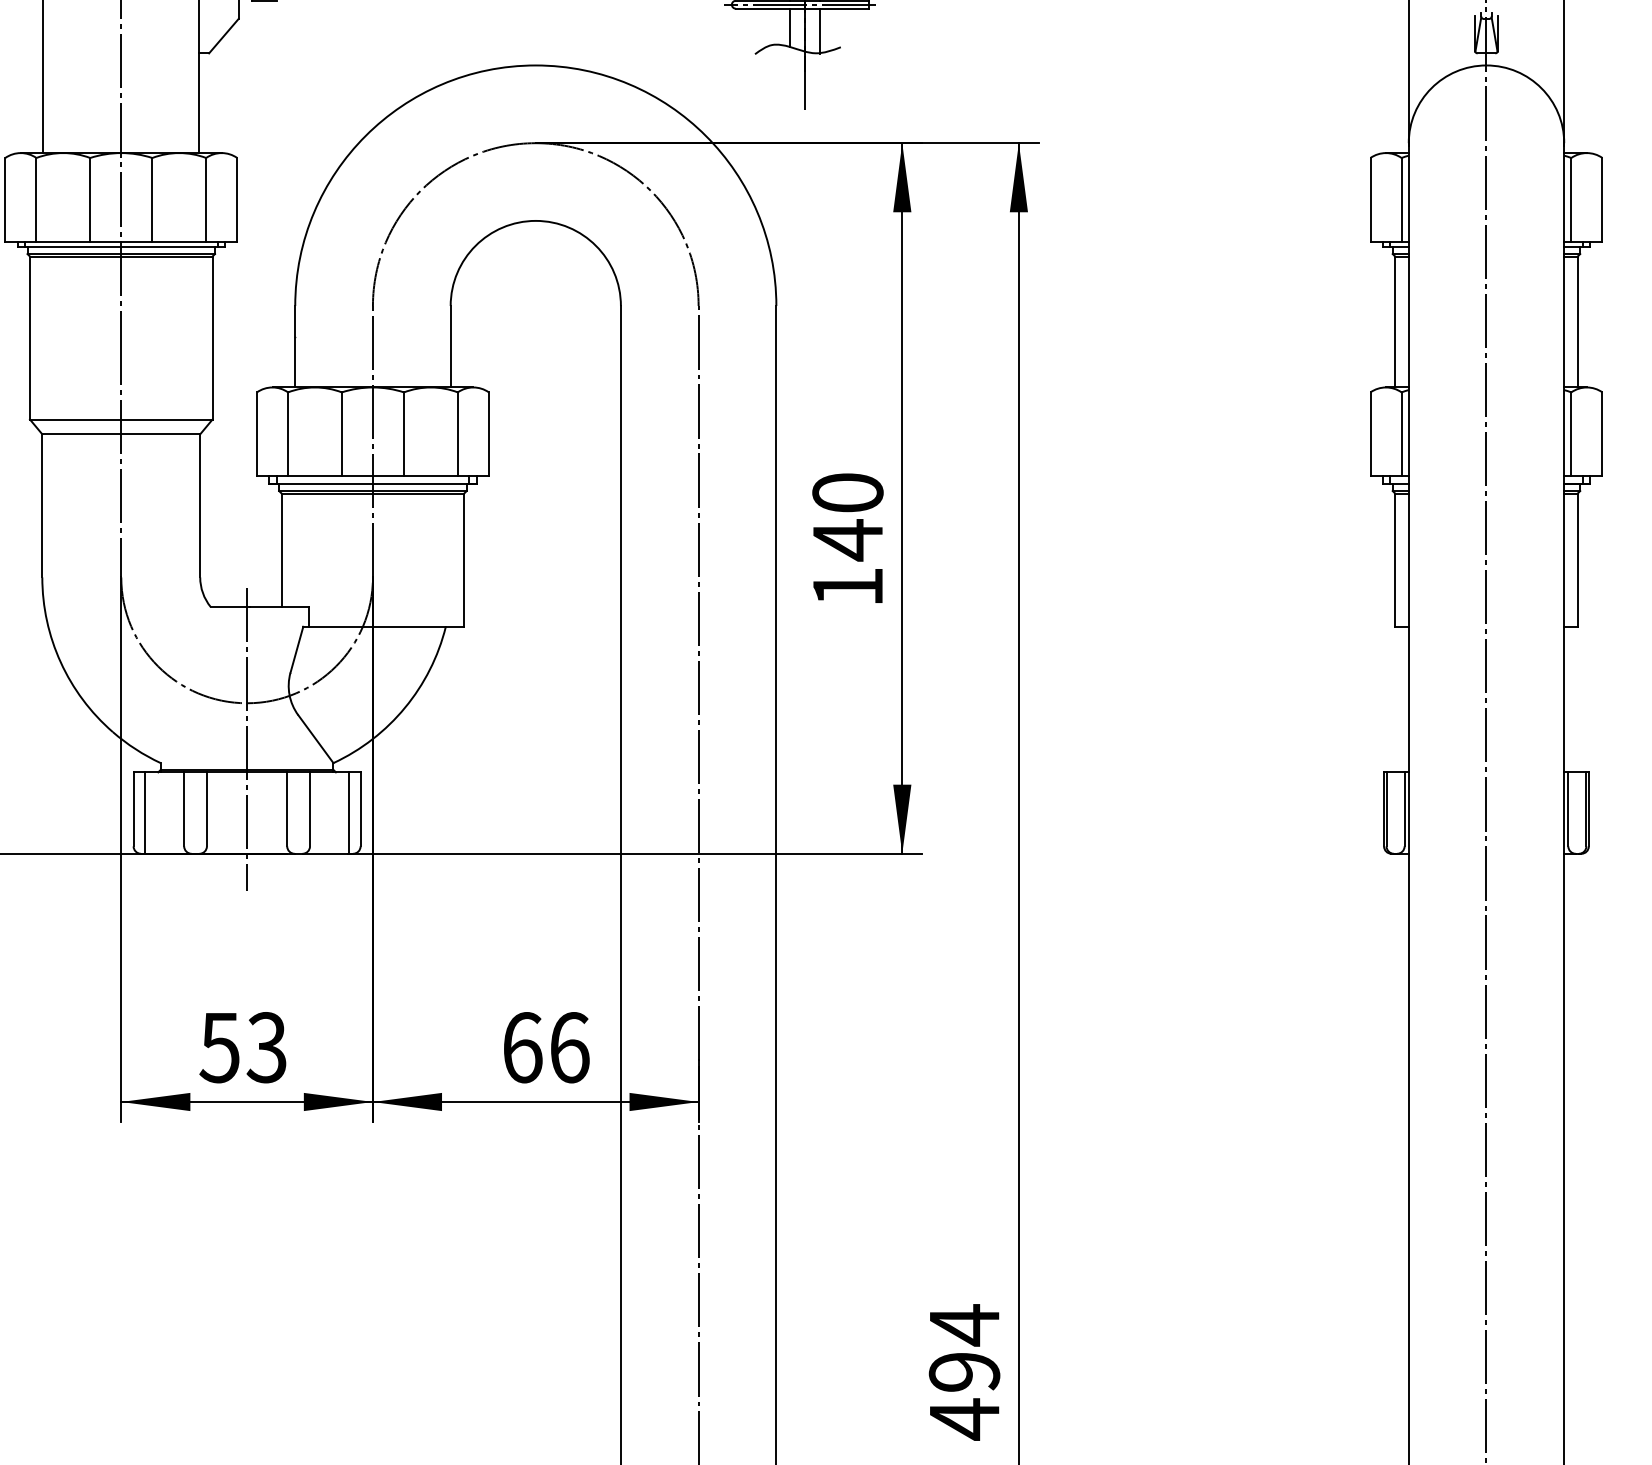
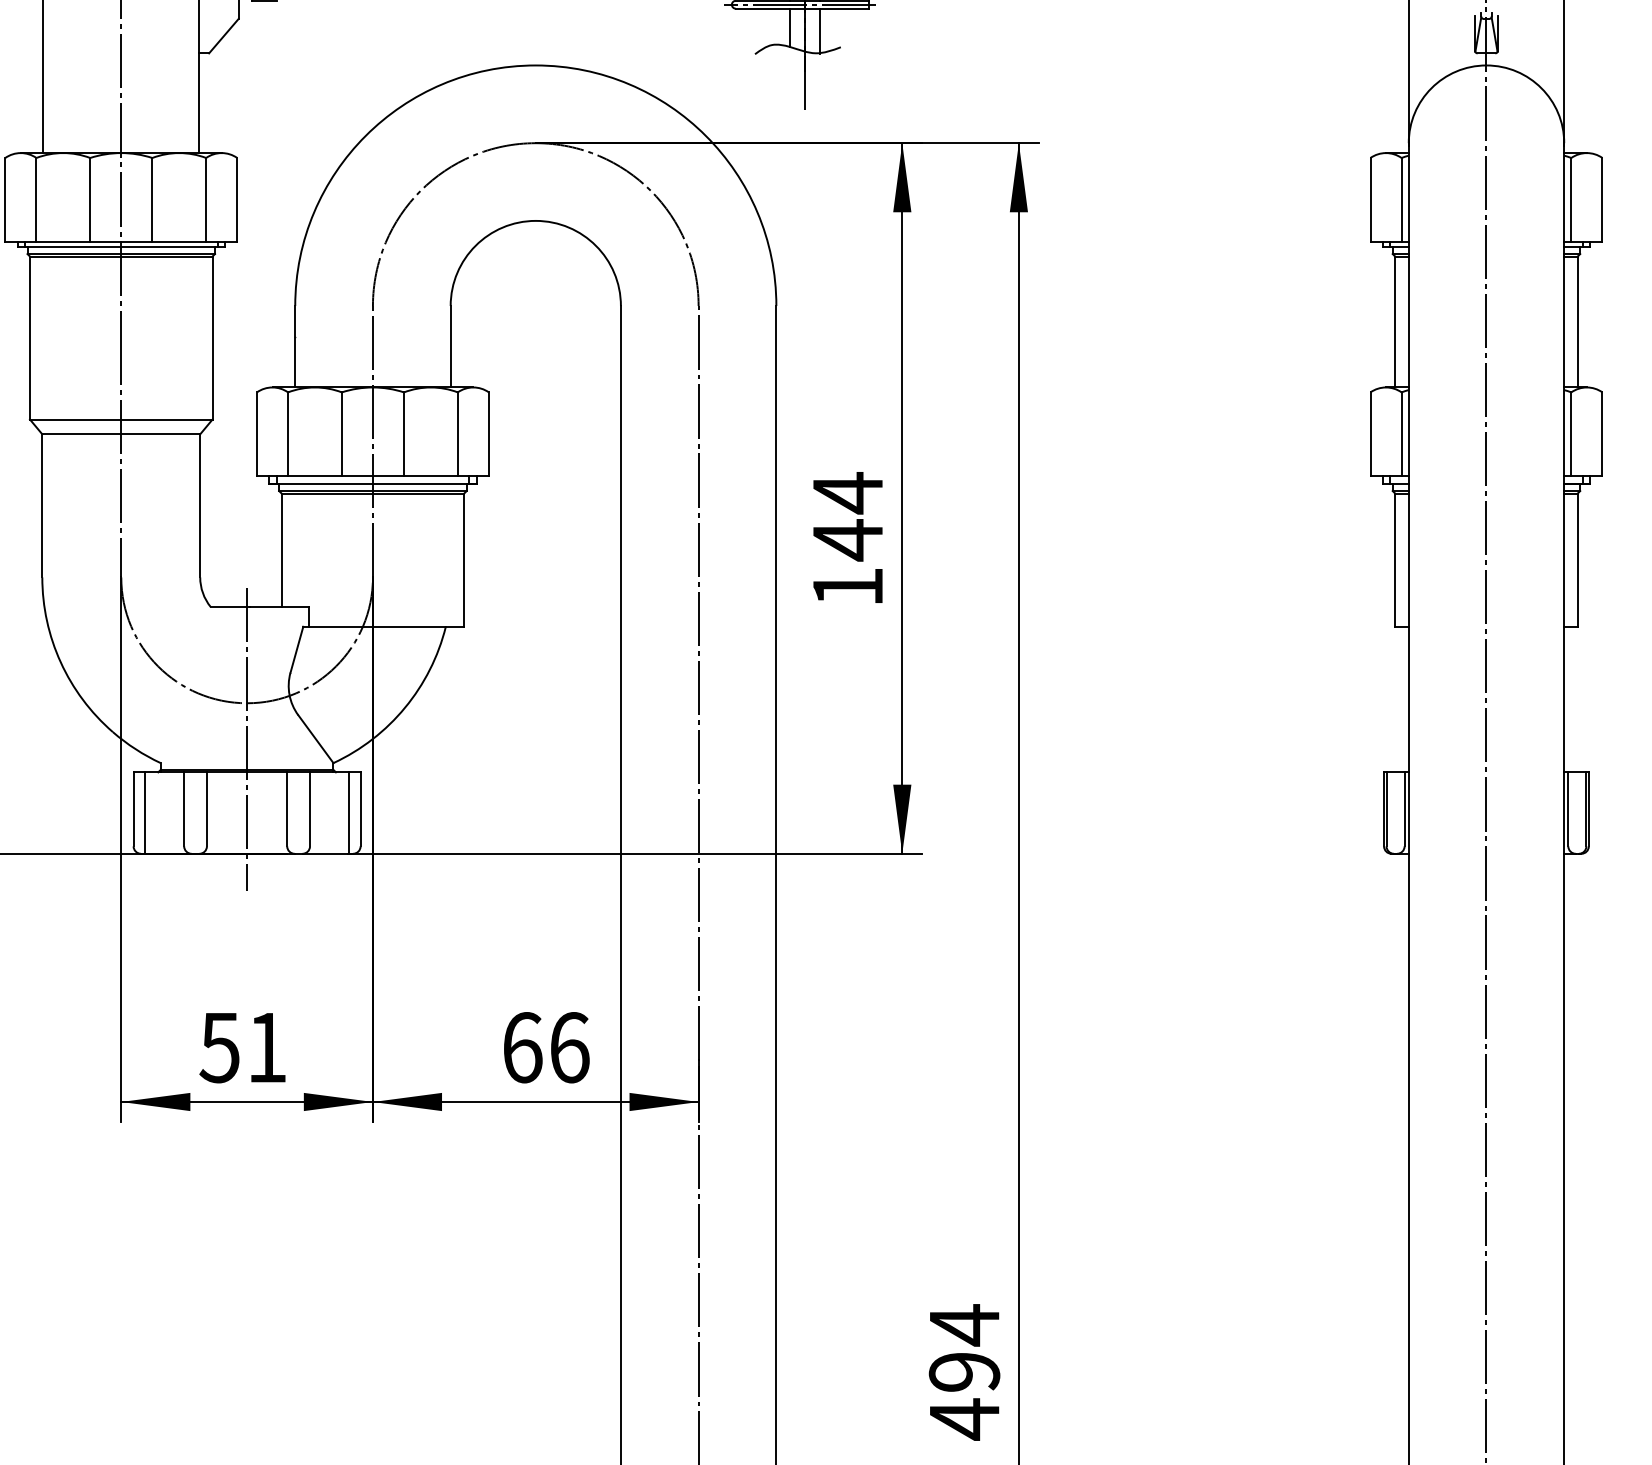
text: 140 -> 144 (847, 493)
text: 53 -> 51 (266, 1047)
